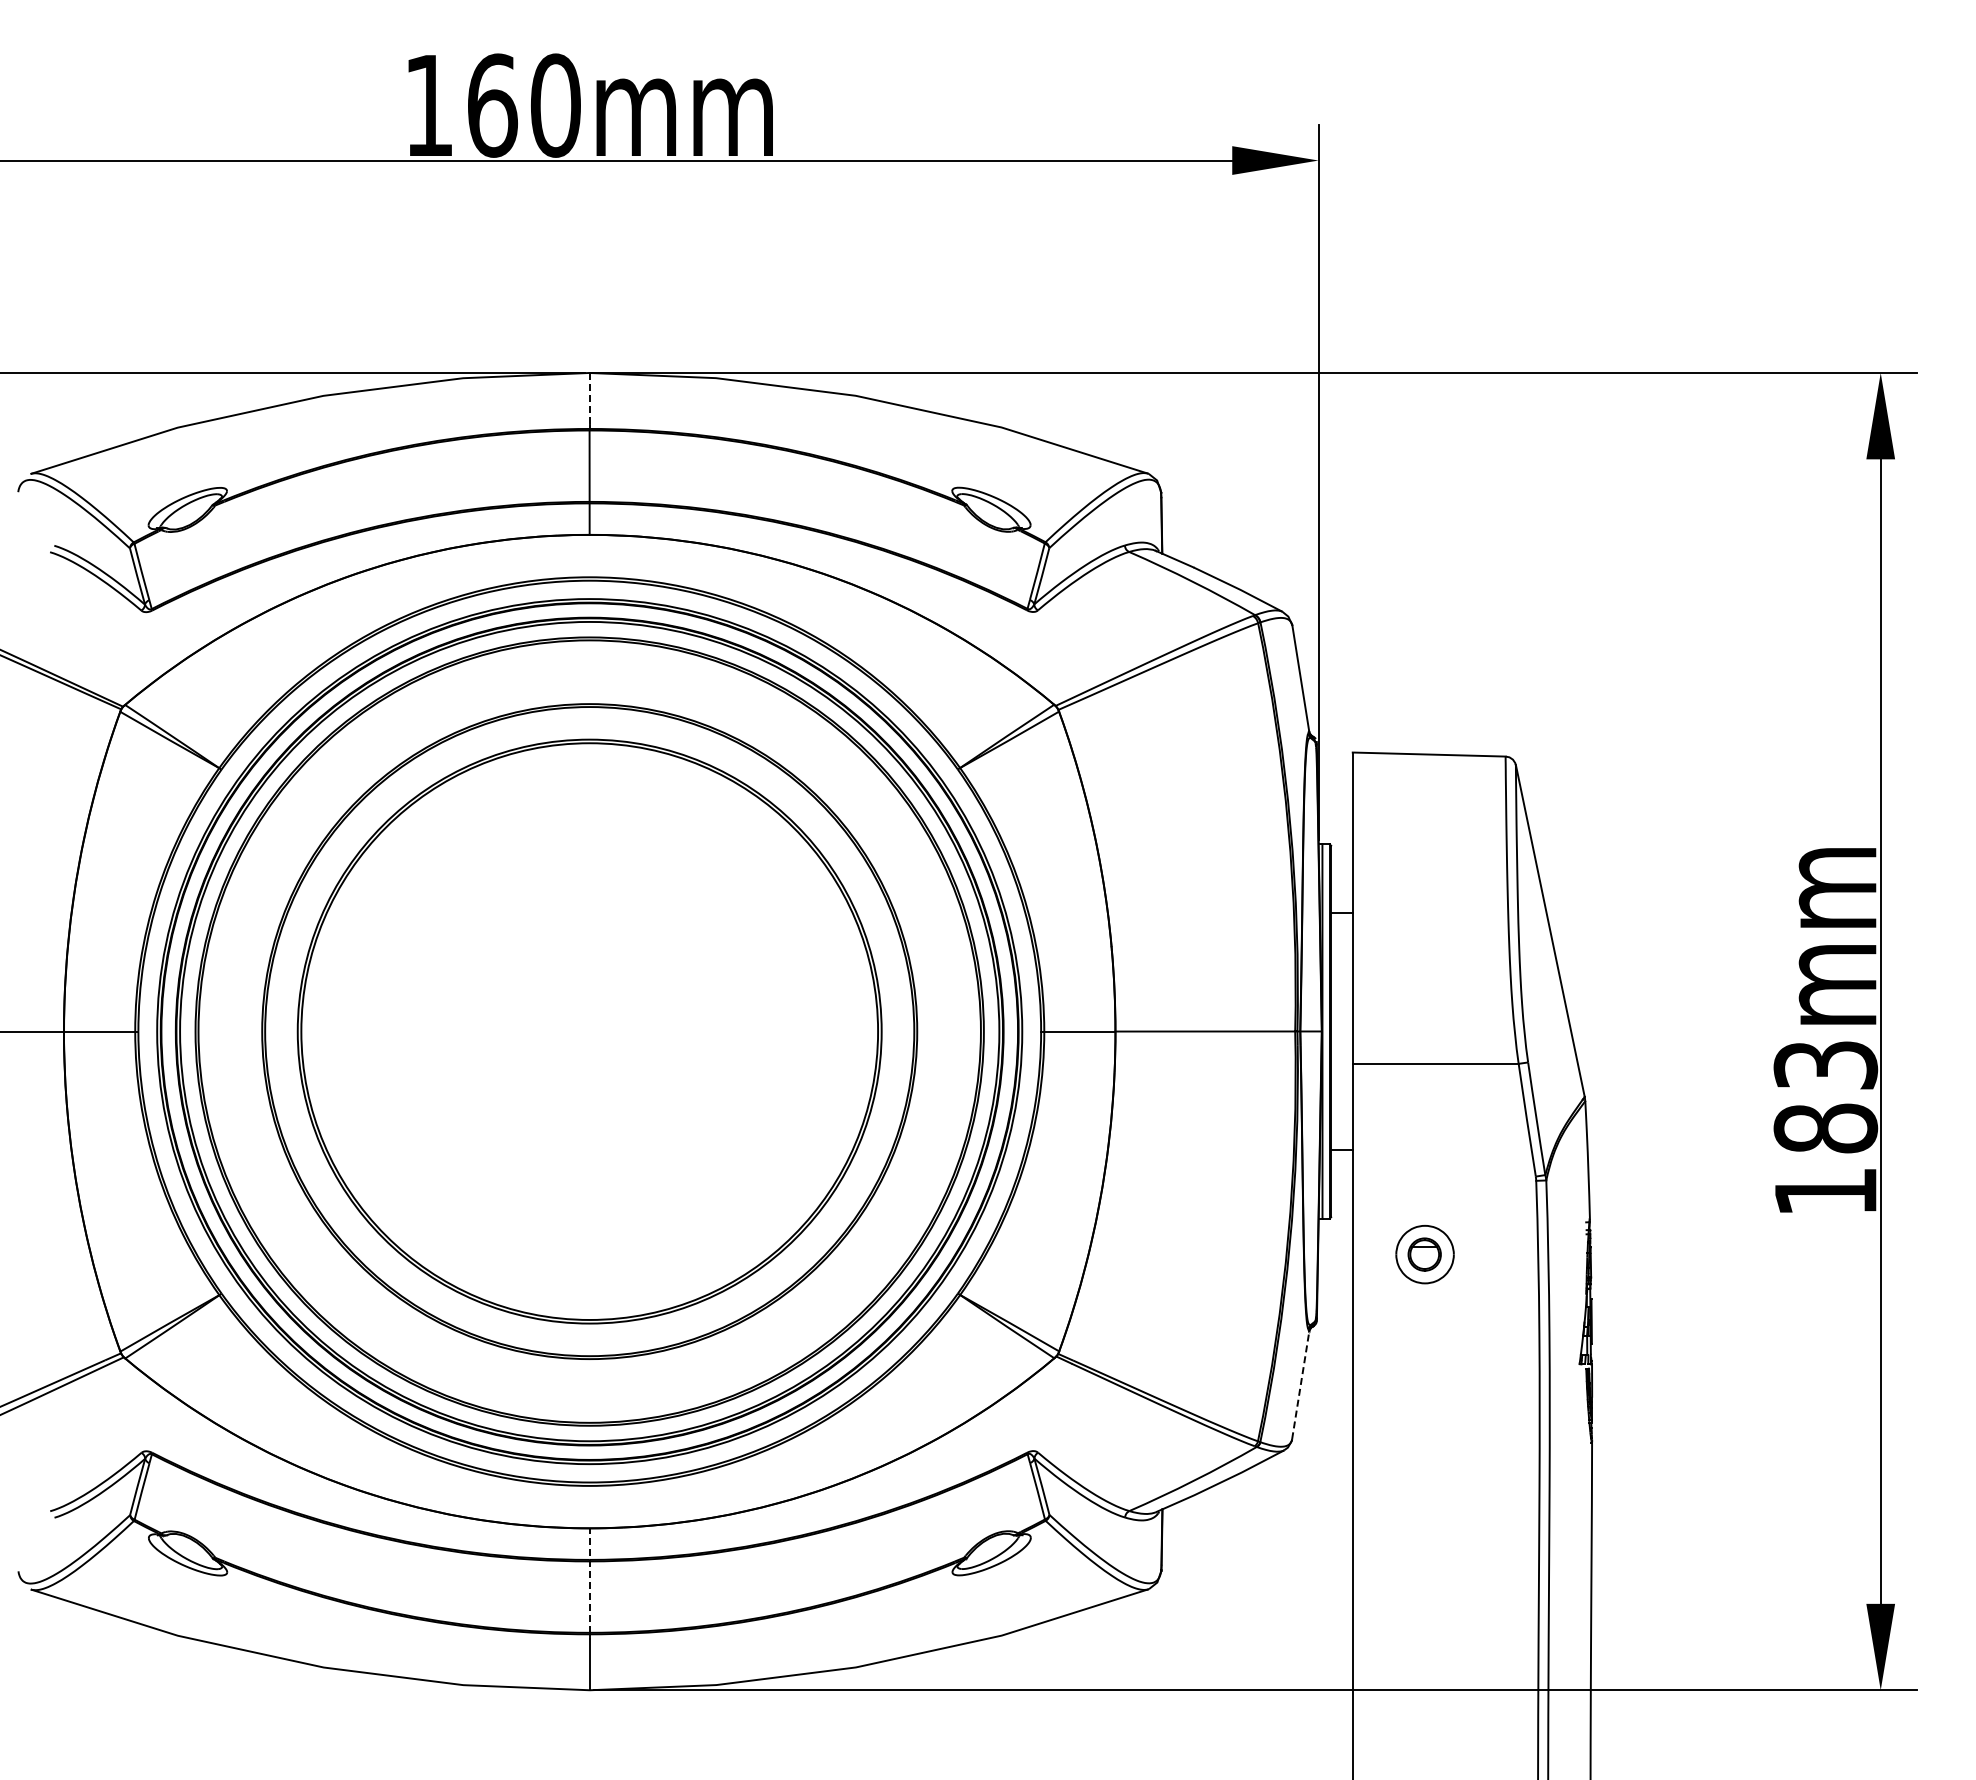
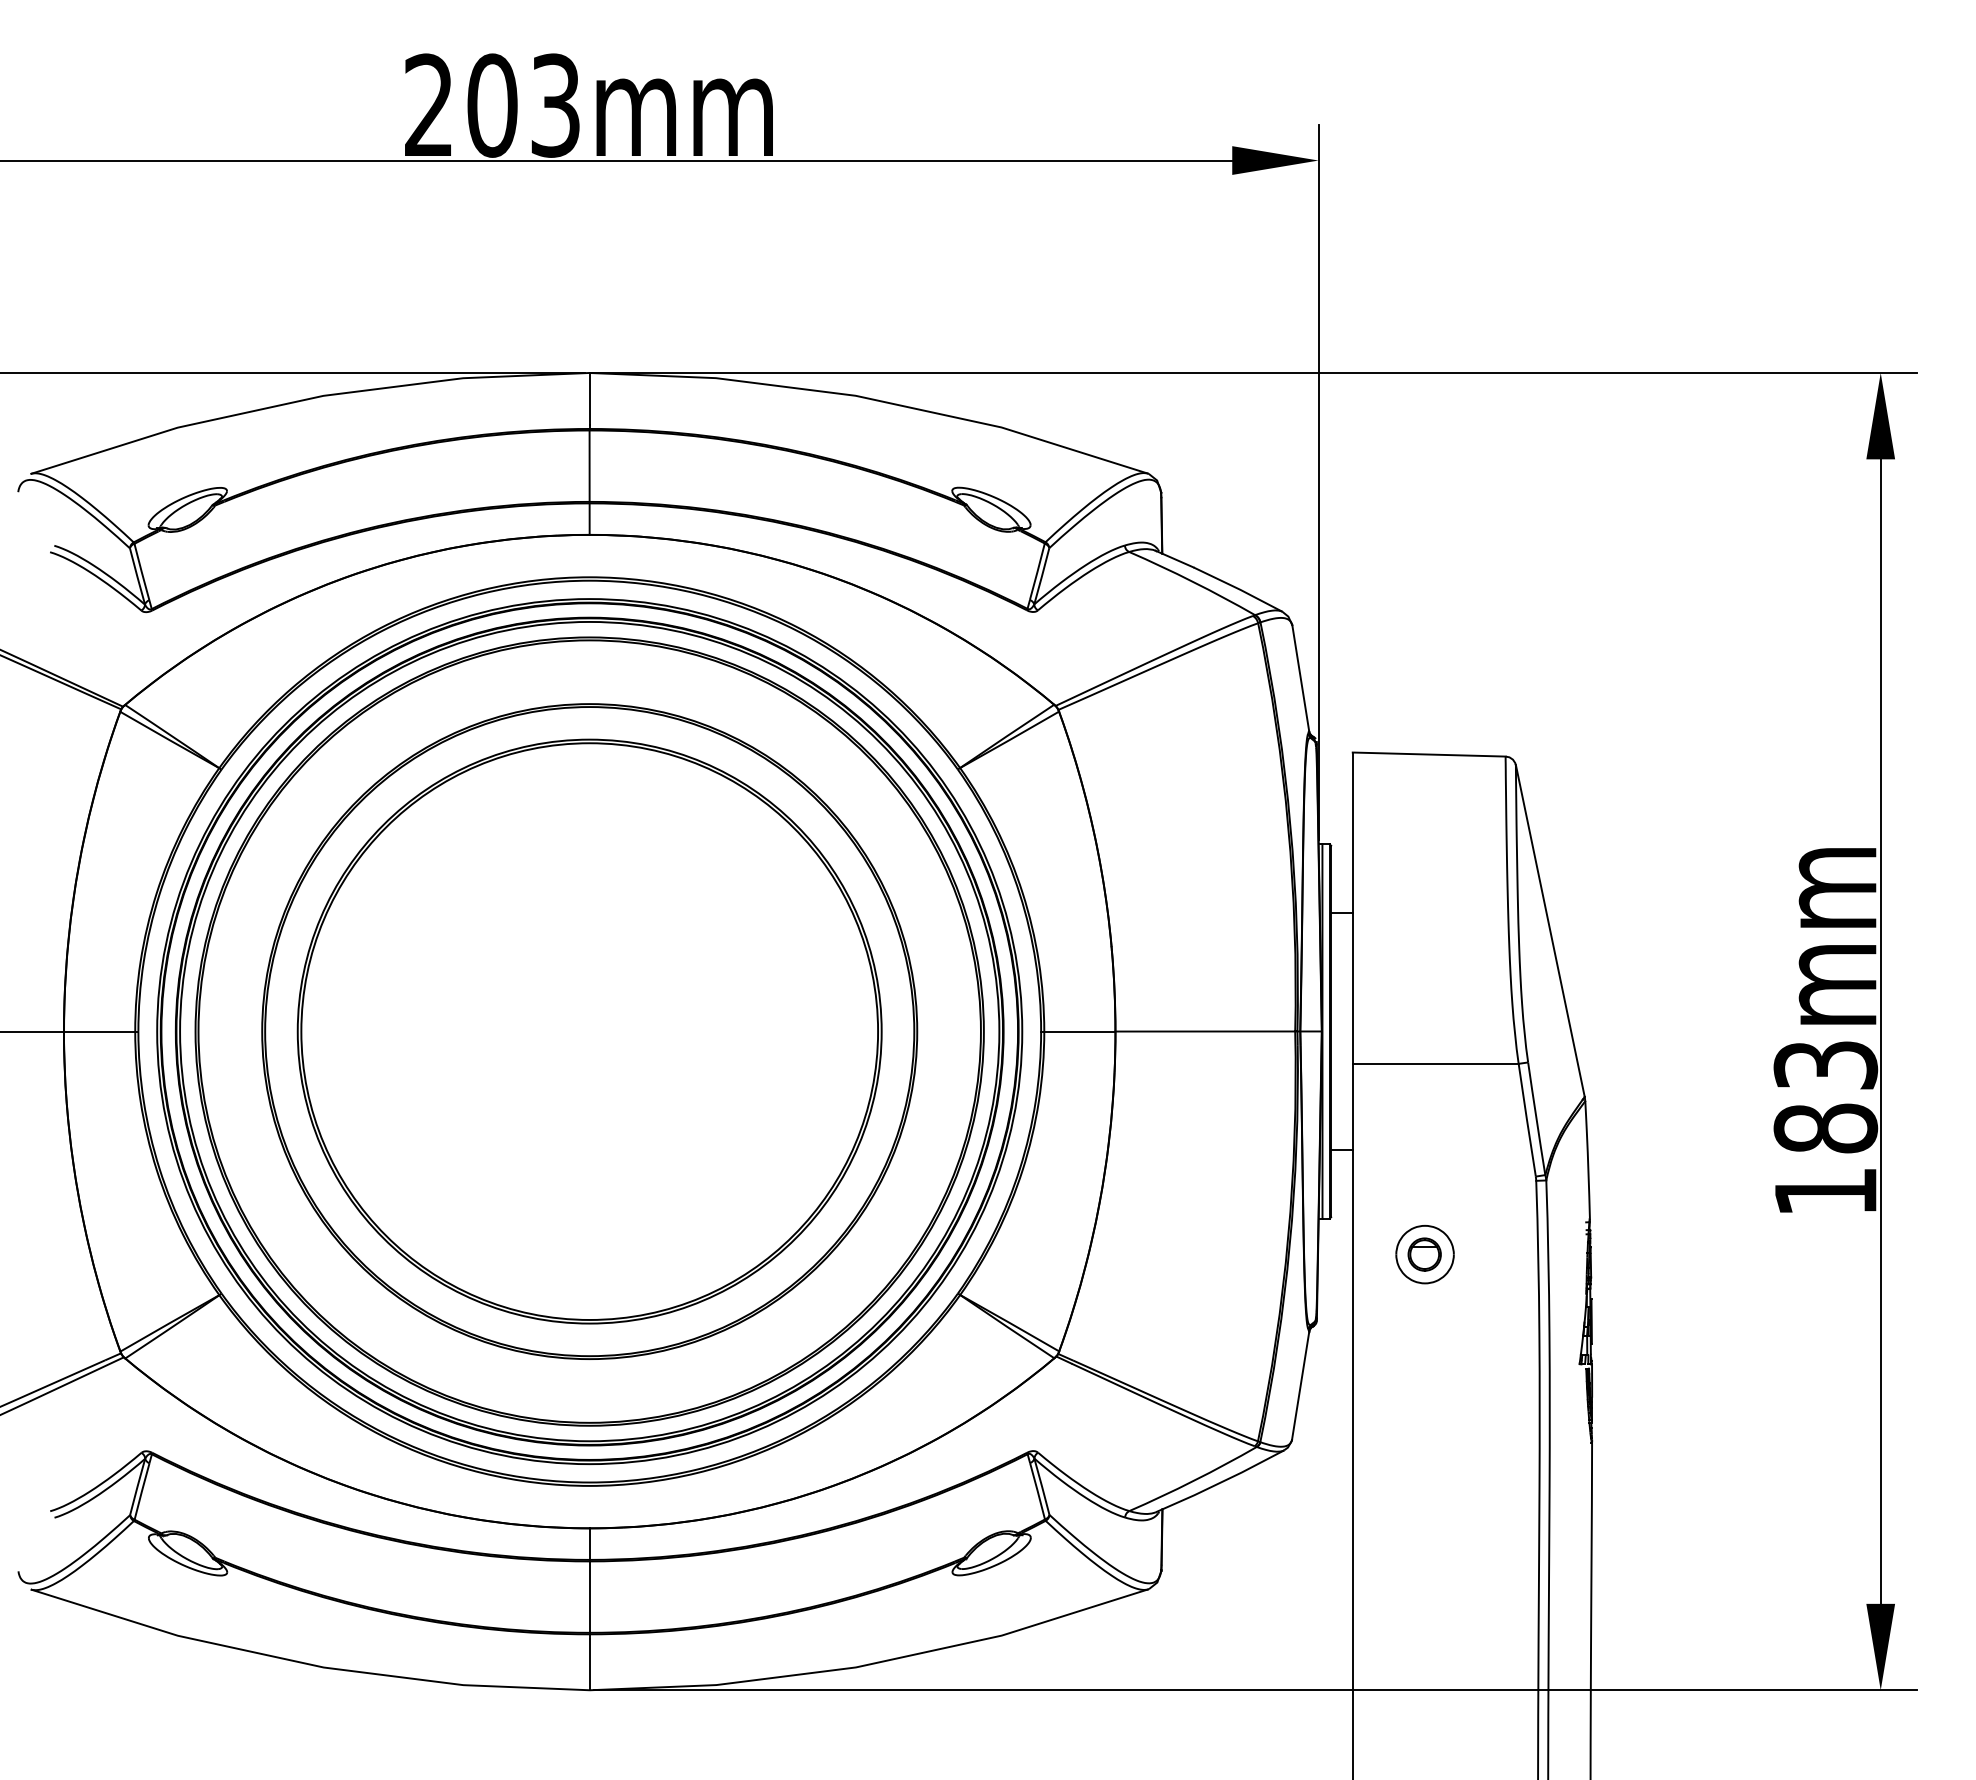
text: 160mm -> 203mm (492, 105)
line: dashed -> solid (589, 398)
line: dashed -> solid (1300, 1385)
line: dashed -> solid (589, 1580)
